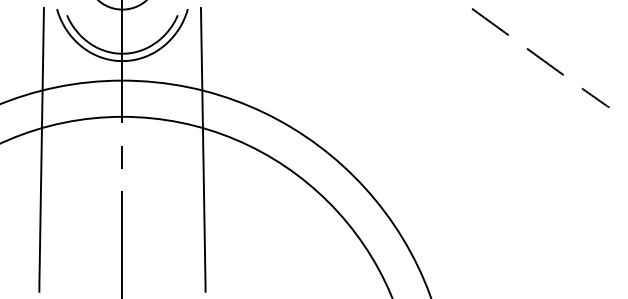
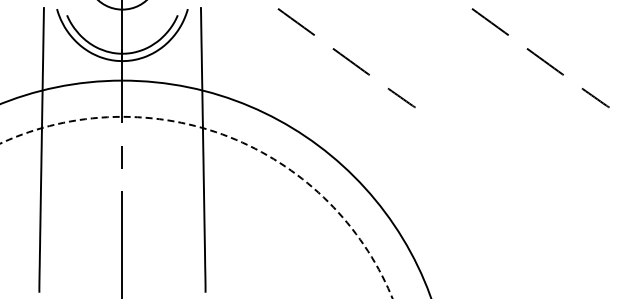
curve: none -> present (346, 58)
circle: solid -> dashed (196, 207)
